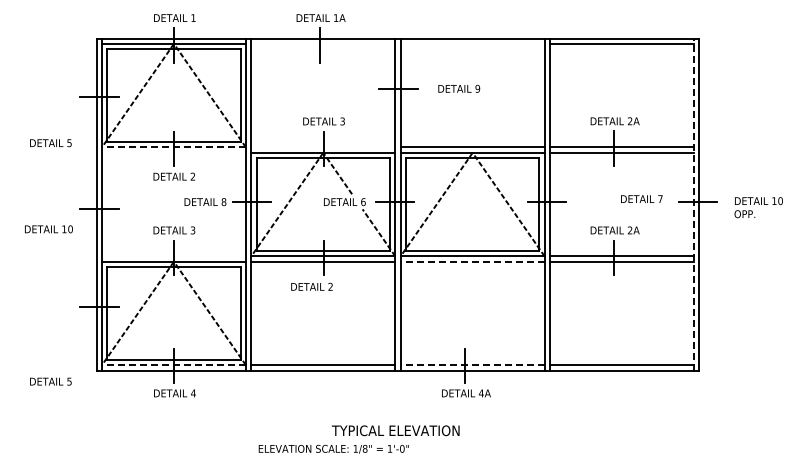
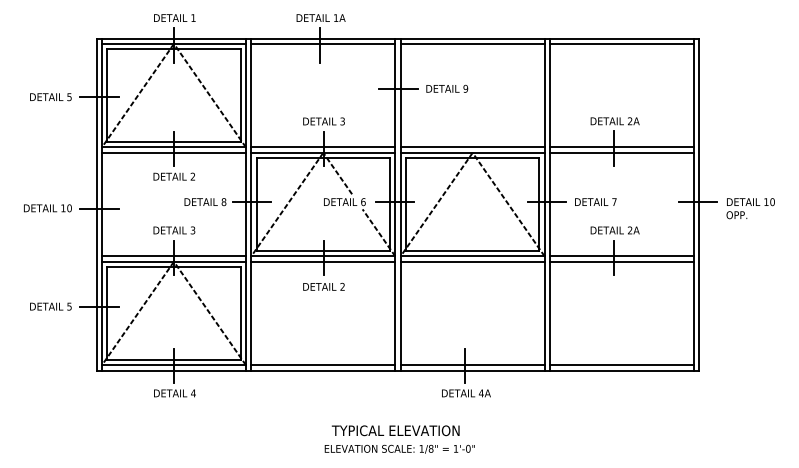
line: none -> present (323, 43)
line: none -> present (472, 43)
text position: (459, 88) -> (447, 88) (447, 88)
text position: (50, 143) -> (50, 97) (50, 97)
line: dashed -> solid (173, 147)
line: none -> present (323, 147)
line: none -> present (173, 152)
text position: (641, 198) -> (595, 201) (595, 201)
line: dashed -> solid (694, 204)
text position: (758, 207) -> (750, 208) (750, 208)
text position: (48, 229) -> (47, 208) (47, 208)
line: none -> present (173, 256)
line: dashed -> solid (472, 261)
text position: (311, 286) -> (323, 286) (323, 286)
line: dashed -> solid (173, 365)
line: dashed -> solid (472, 365)
text position: (50, 381) -> (50, 306) (50, 306)
text position: (333, 448) -> (399, 448) (399, 448)
